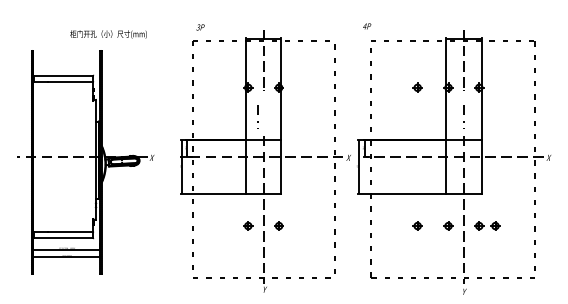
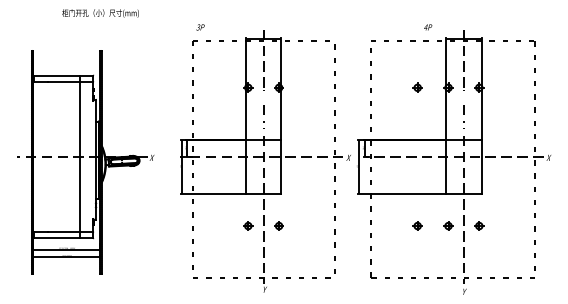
text position: (367, 26) -> (428, 27) (428, 27)
text position: (108, 34) -> (100, 13) (100, 13)
part position: (257, 116) -> (263, 116) (263, 116)
line: none -> present (79, 156)
part: present -> none (495, 225)
